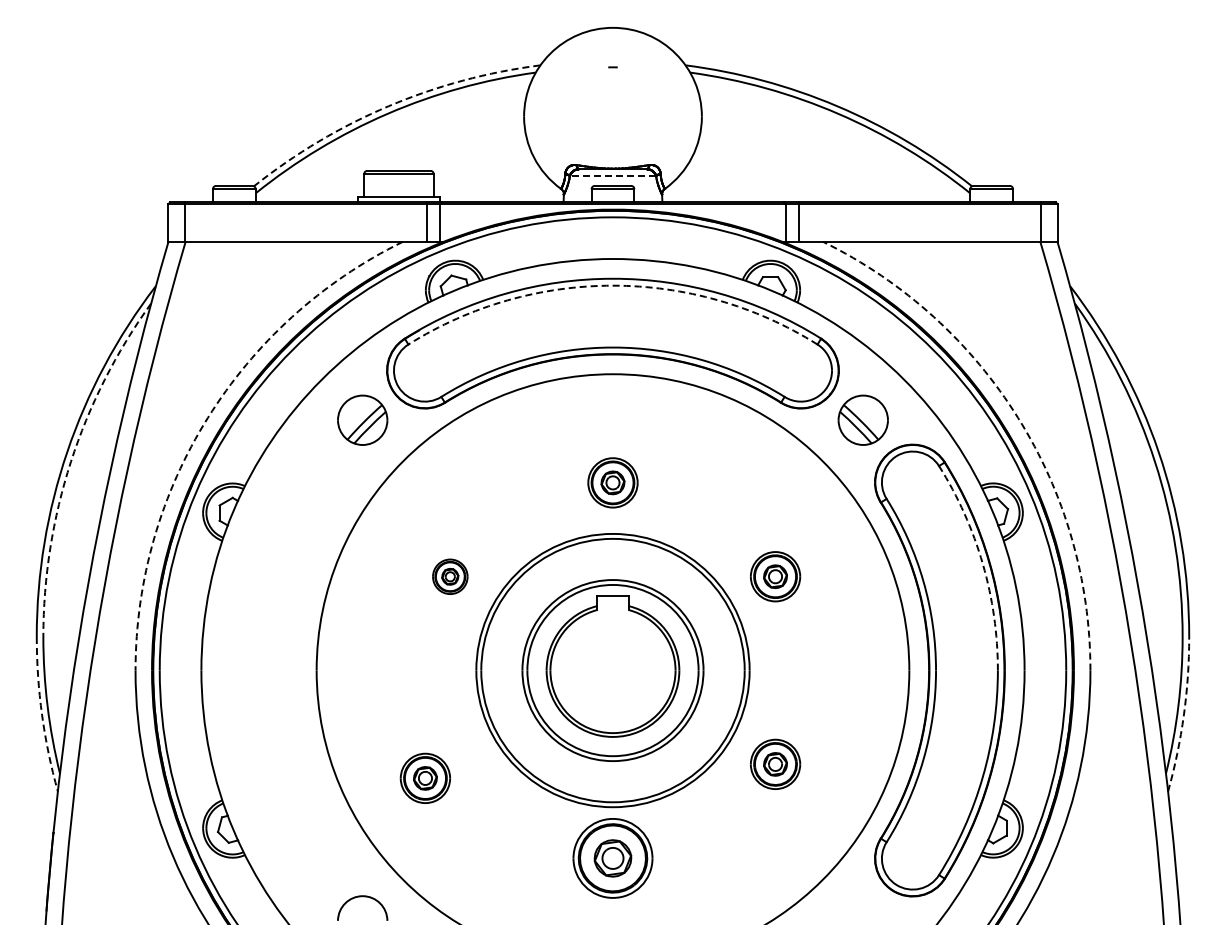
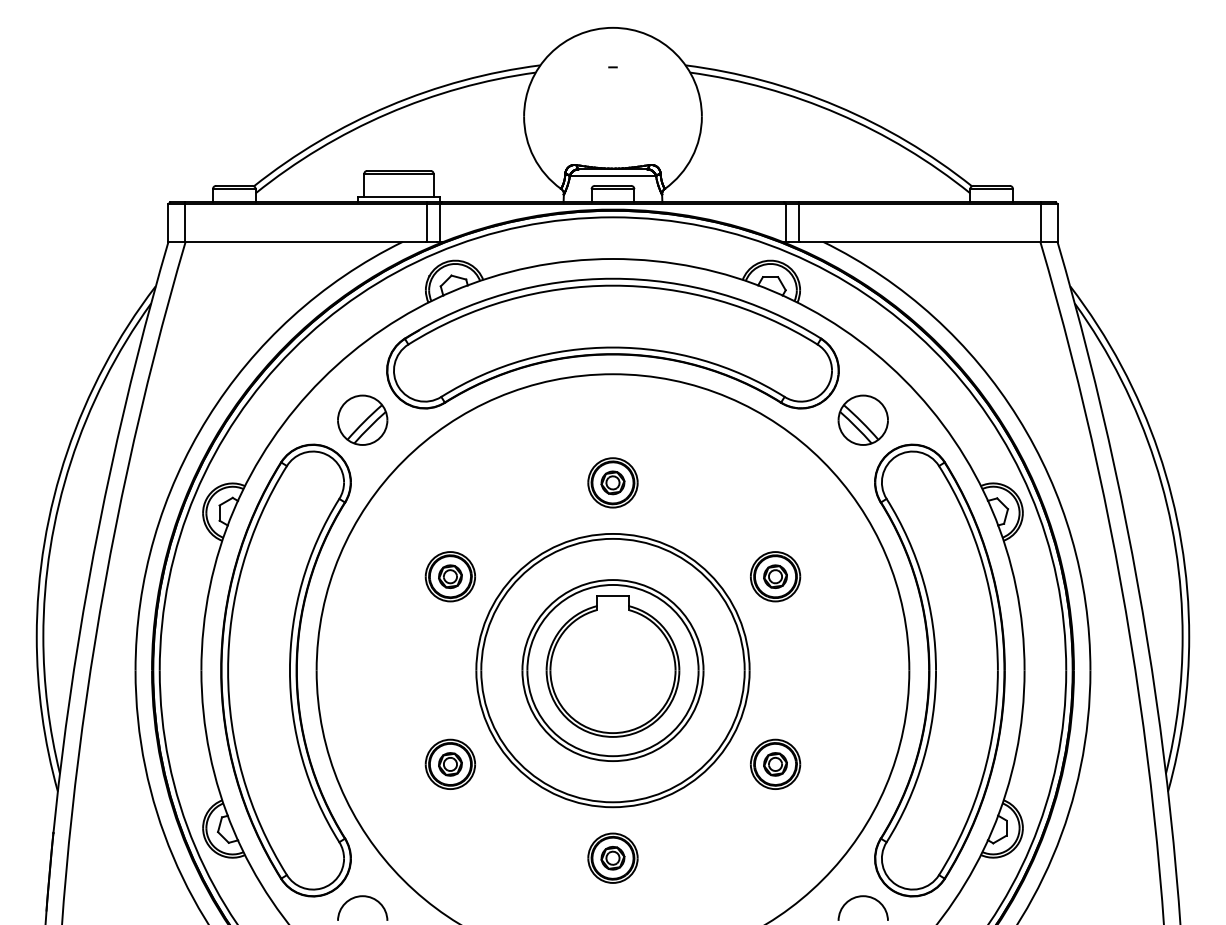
arc: dashed -> solid (388, 106)
line: dashed -> solid (612, 175)
arc: dashed -> solid (613, 285)
arc: dashed -> solid (207, 417)
arc: dashed -> solid (1018, 417)
arc: dashed -> solid (70, 461)
arc: dashed -> solid (982, 564)
part size: 37x37 px -> 52x52 px (449, 576)
part: none -> present (285, 670)
arc: dashed -> solid (42, 715)
arc: dashed -> solid (1183, 715)
part position: (424, 777) -> (449, 763) (449, 763)
part size: 82x81 px -> 52x52 px (612, 857)
arc: none -> present (862, 897)
